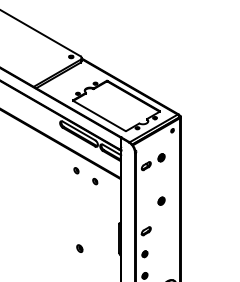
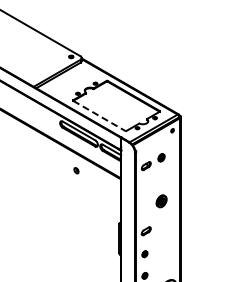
line: solid -> dashed (99, 116)
part: present -> none (95, 181)
part size: 9x10 px -> 13x15 px (161, 201)
part: present -> none (79, 248)
